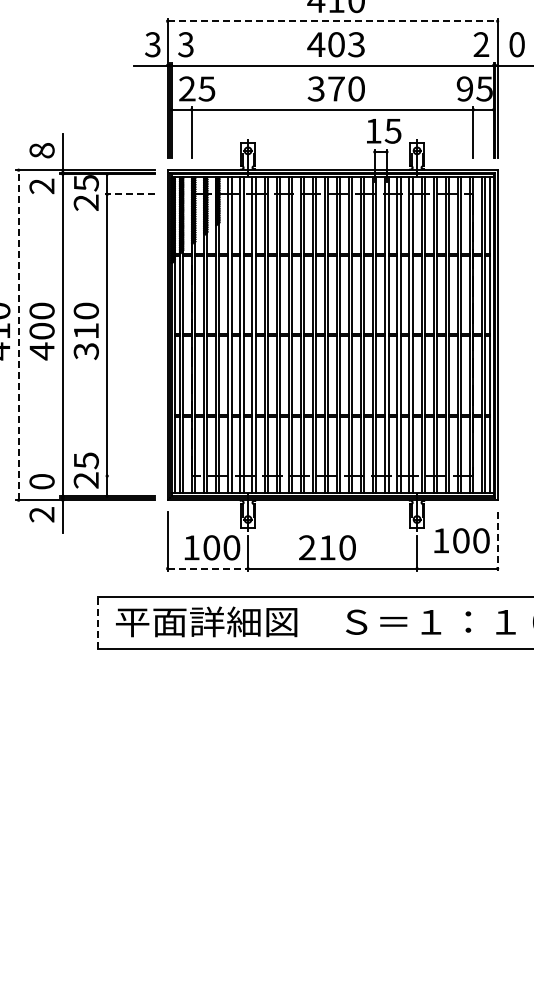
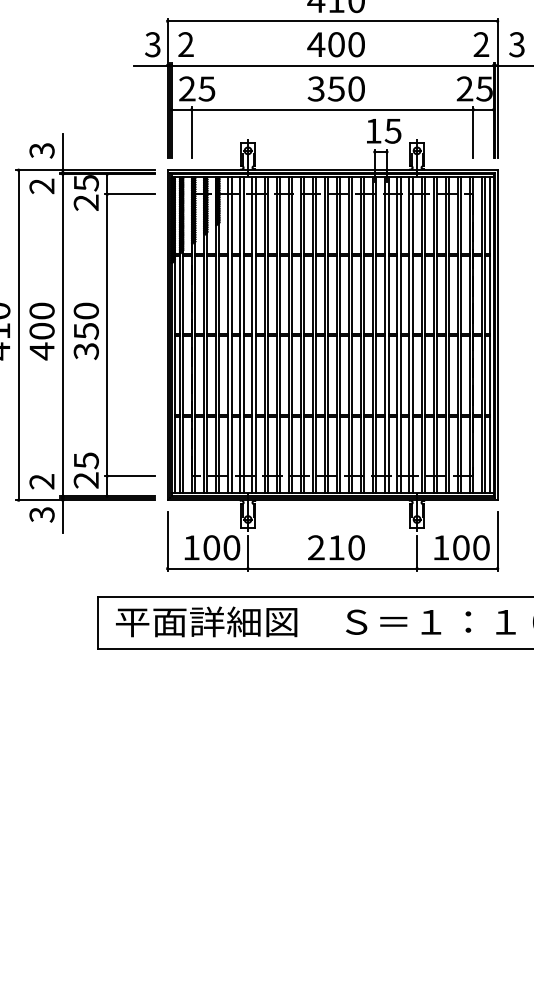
line: dashed -> solid (333, 21)
text: 3 -> 2 (185, 44)
text: 403 -> 400 (356, 44)
text: 0 -> 3 (516, 44)
text: 370 -> 350 (335, 88)
text: 95 -> 25 (464, 88)
text: 8 -> 3 (41, 150)
line: dashed -> solid (129, 194)
text: 310 -> 350 (86, 331)
line: dashed -> solid (18, 334)
line: none -> present (129, 476)
text: 0 -> 2 (41, 481)
text: 2 -> 3 (42, 514)
text position: (461, 540) -> (461, 547) (461, 547)
line: dashed -> solid (497, 542)
text position: (327, 547) -> (336, 547) (336, 547)
line: dashed -> solid (208, 568)
line: dashed -> solid (97, 622)
